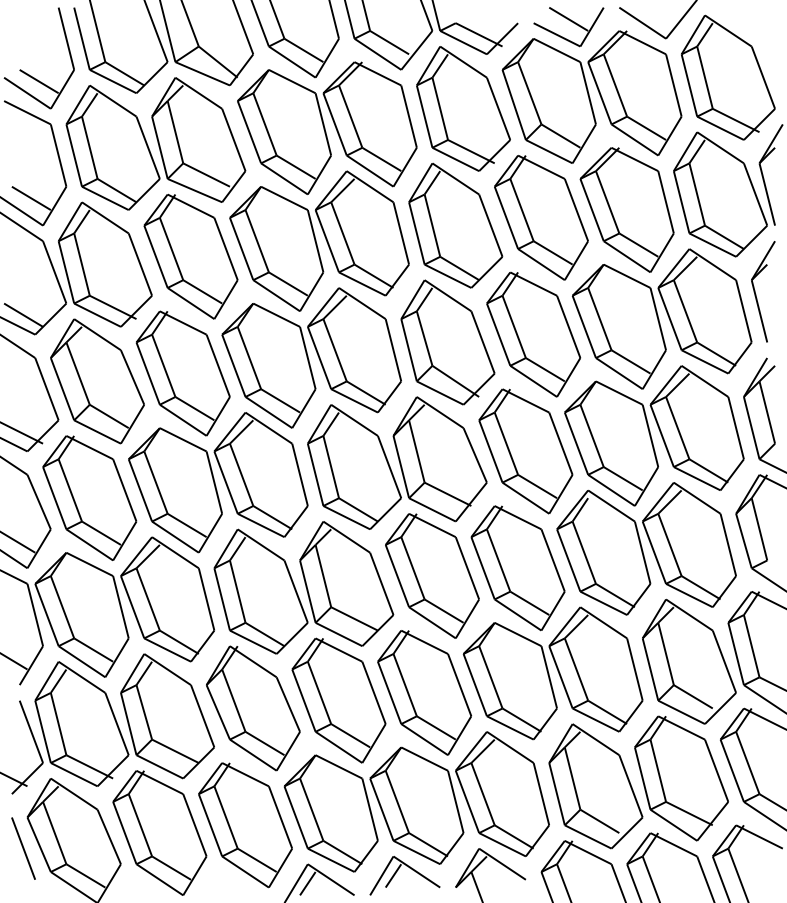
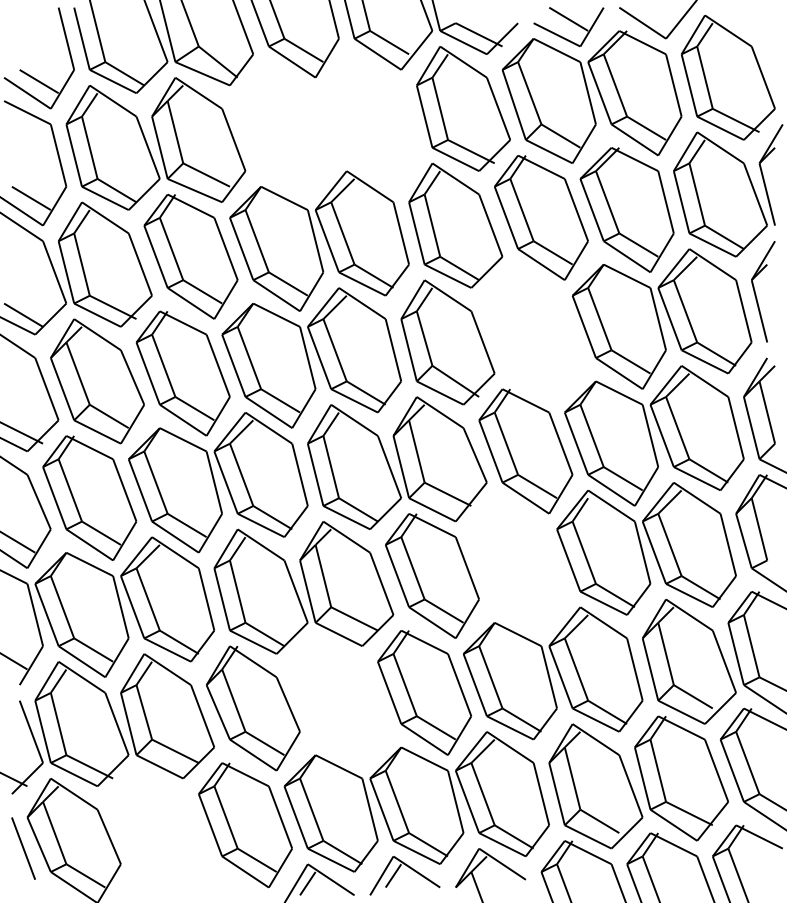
part: present -> none (327, 127)
part: present -> none (533, 334)
part: present -> none (517, 568)
part: present -> none (338, 700)
part: present -> none (159, 832)
